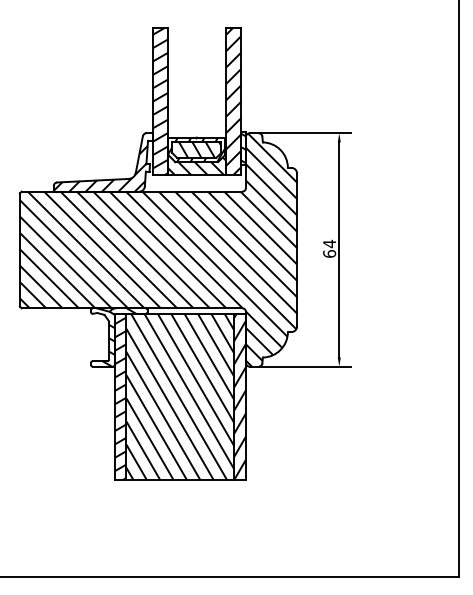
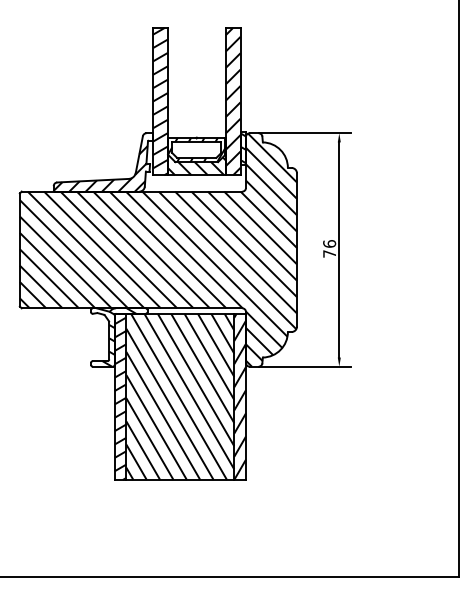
hatch: present -> none (199, 149)
text: 64 -> 76 (329, 248)
